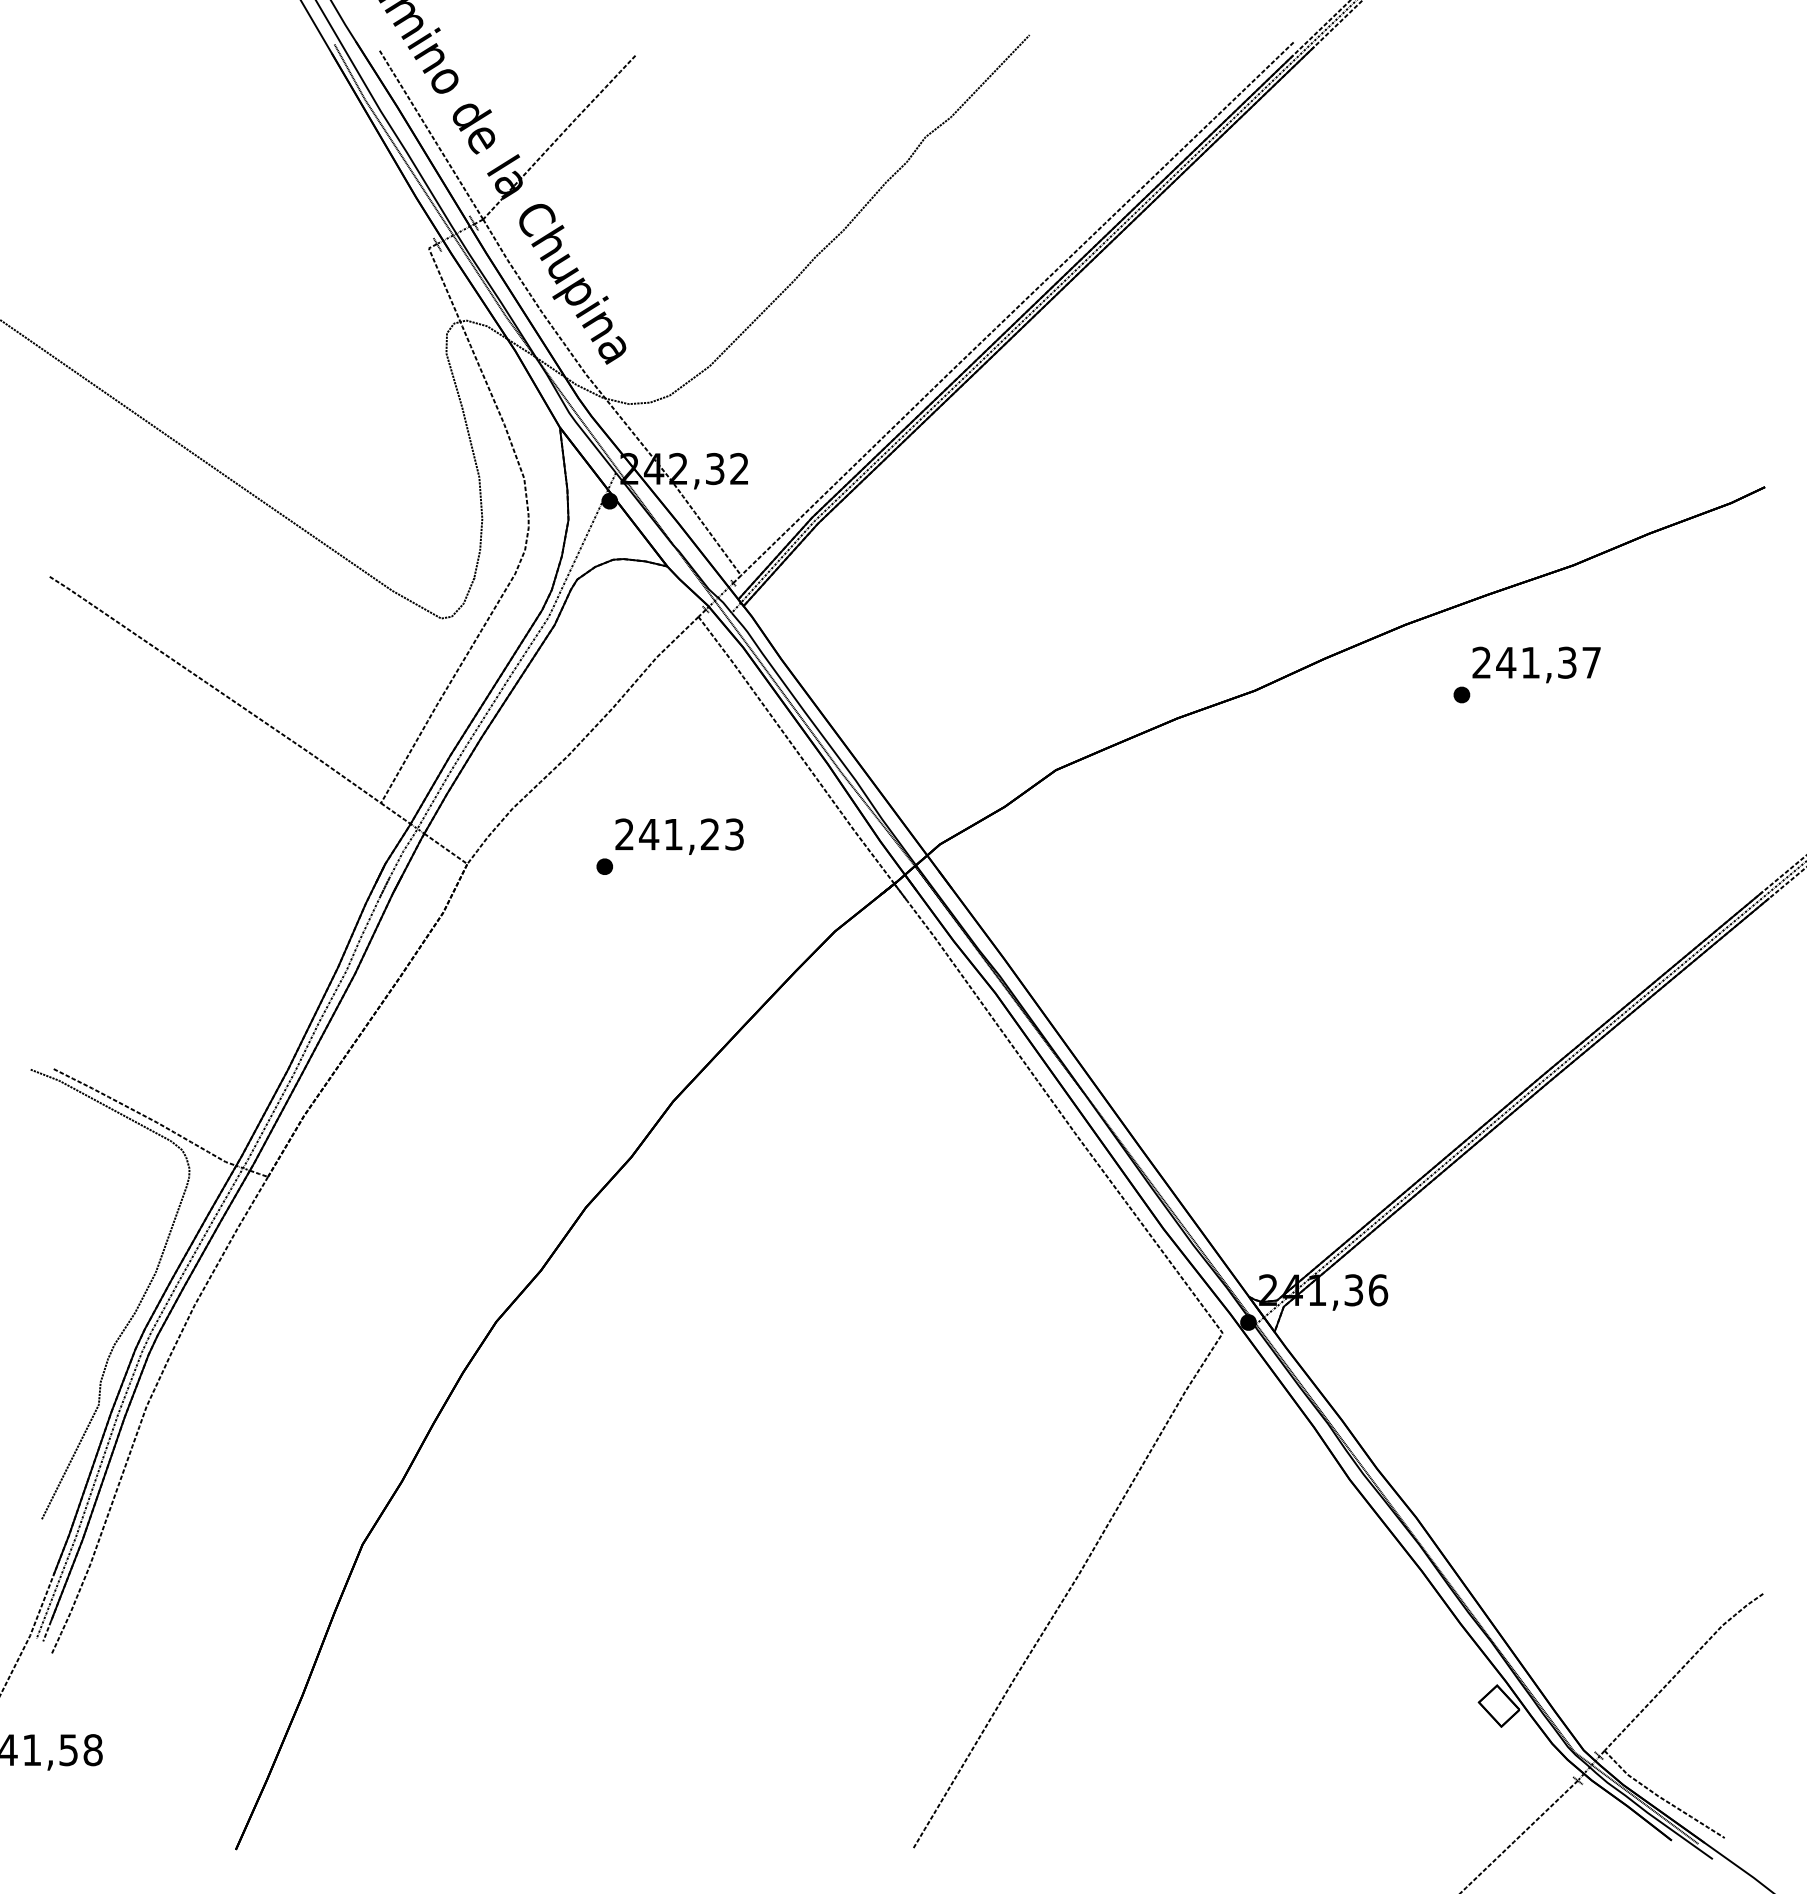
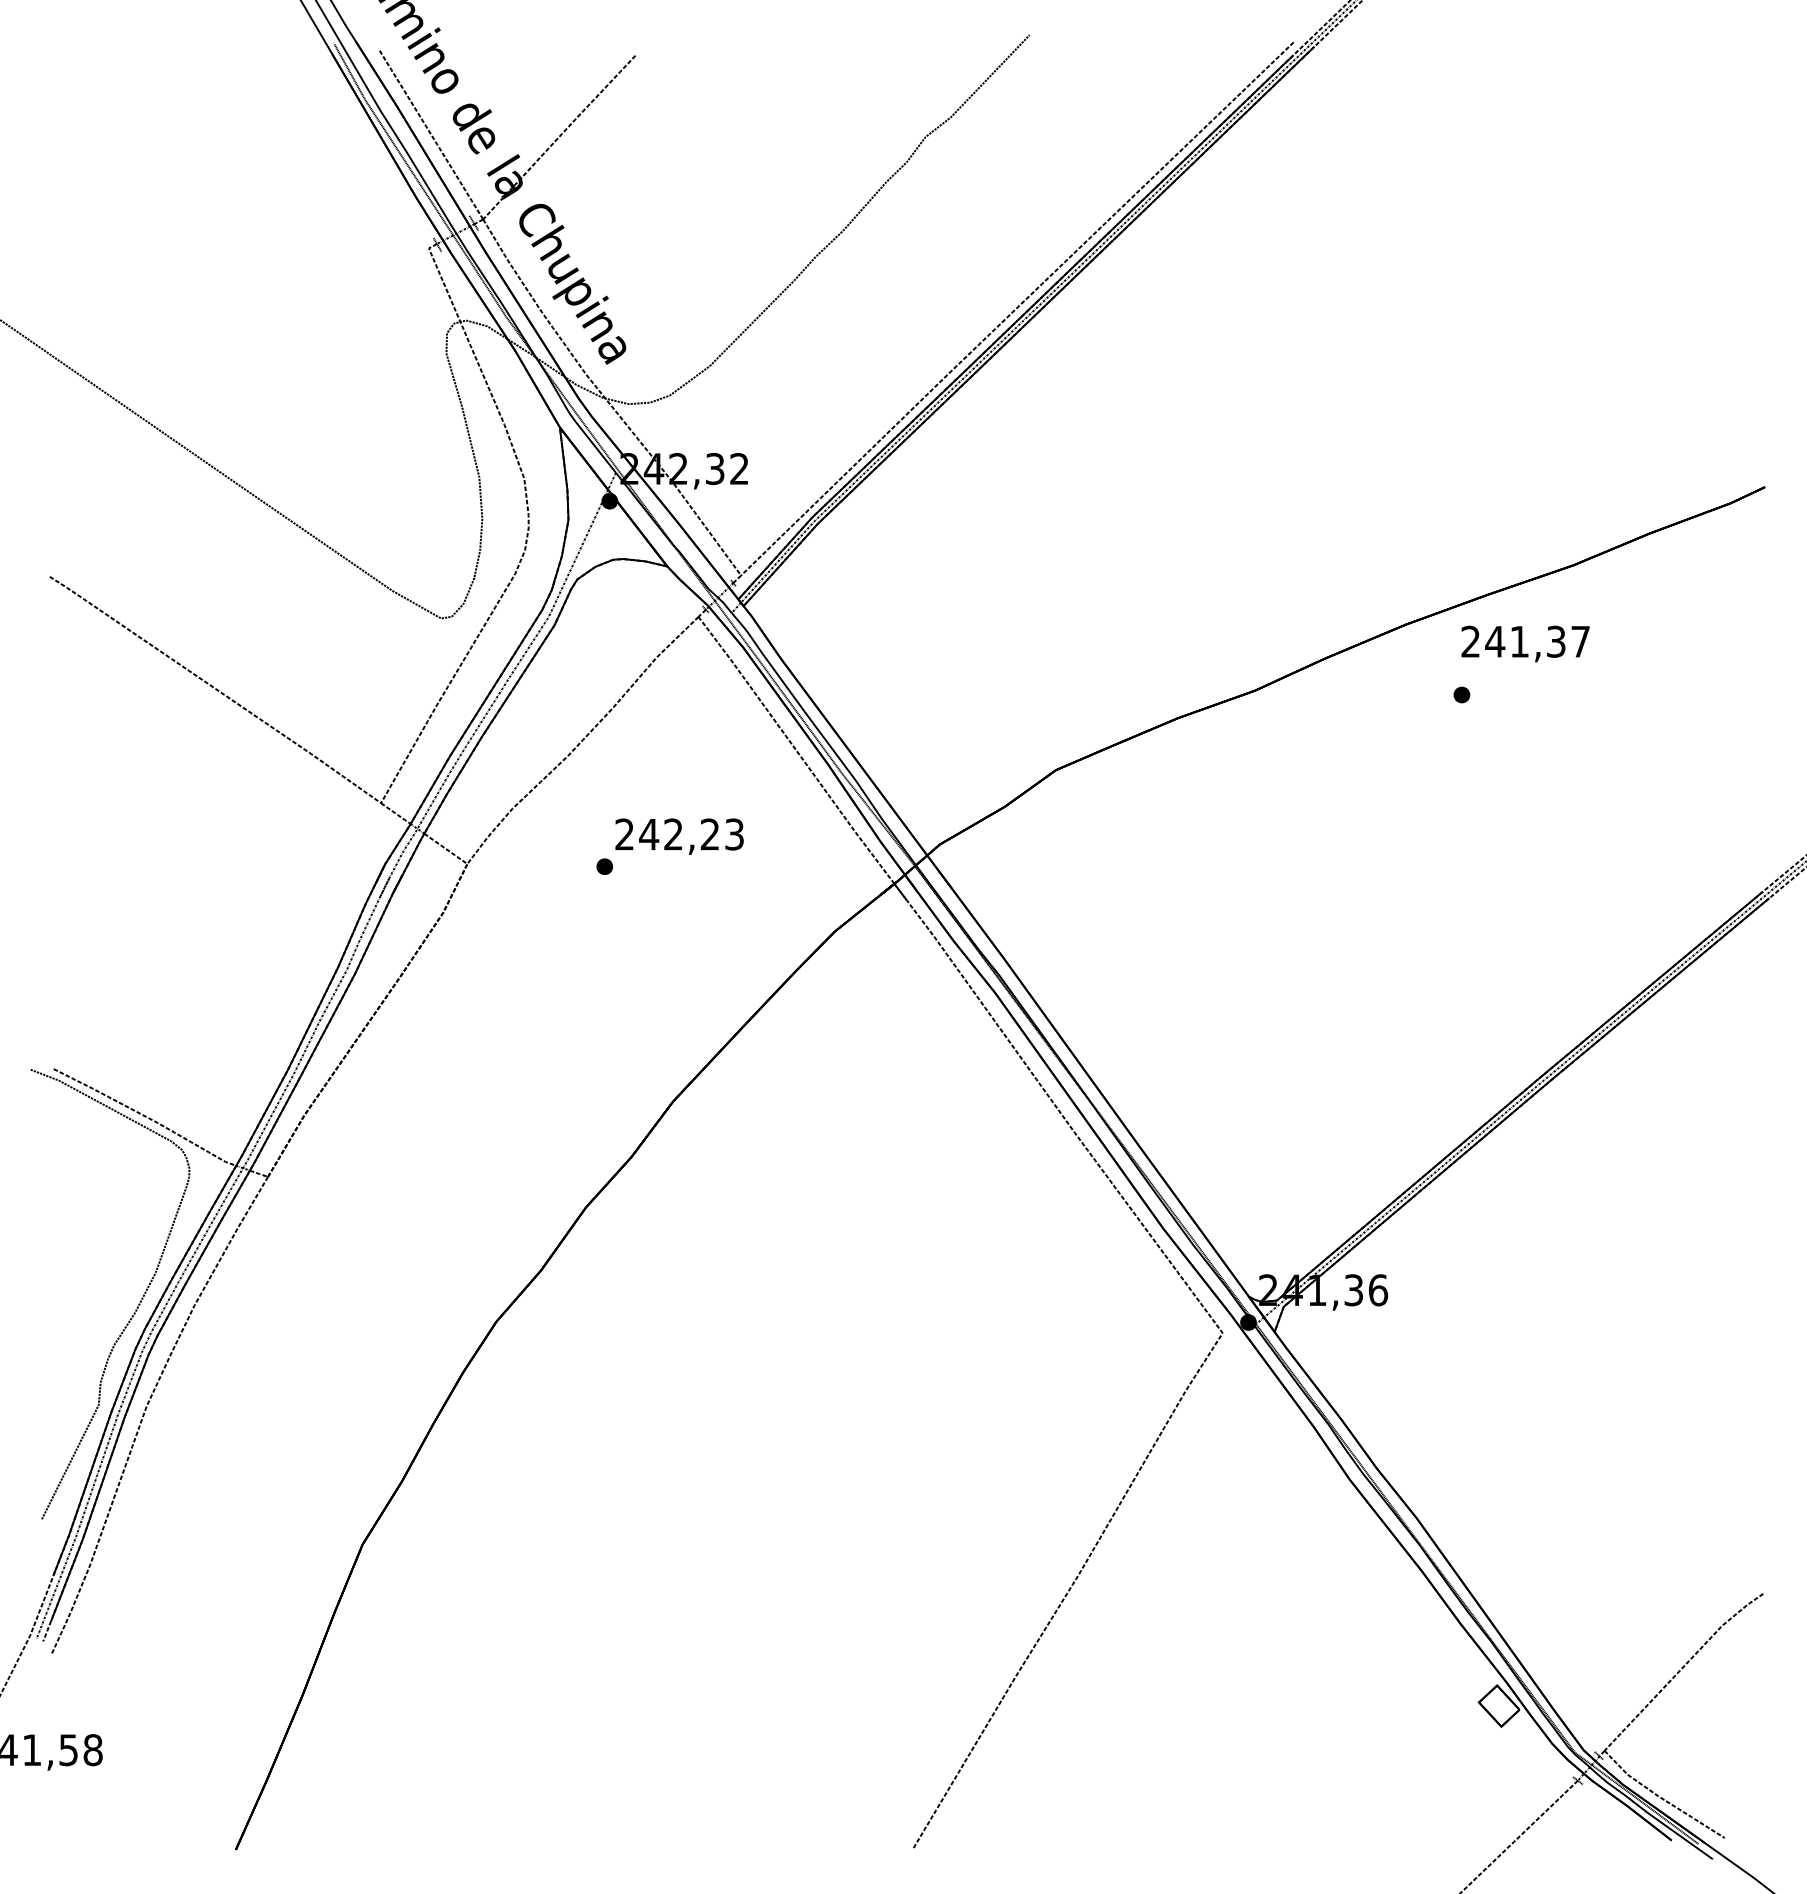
text position: (1536, 664) -> (1525, 643) (1525, 643)
text: 241,23 -> 242,23 (673, 834)
